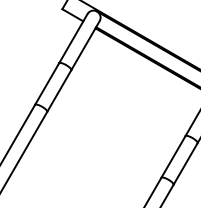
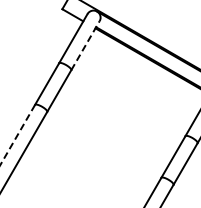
line: solid -> dashed (85, 45)
line: solid -> dashed (17, 135)
